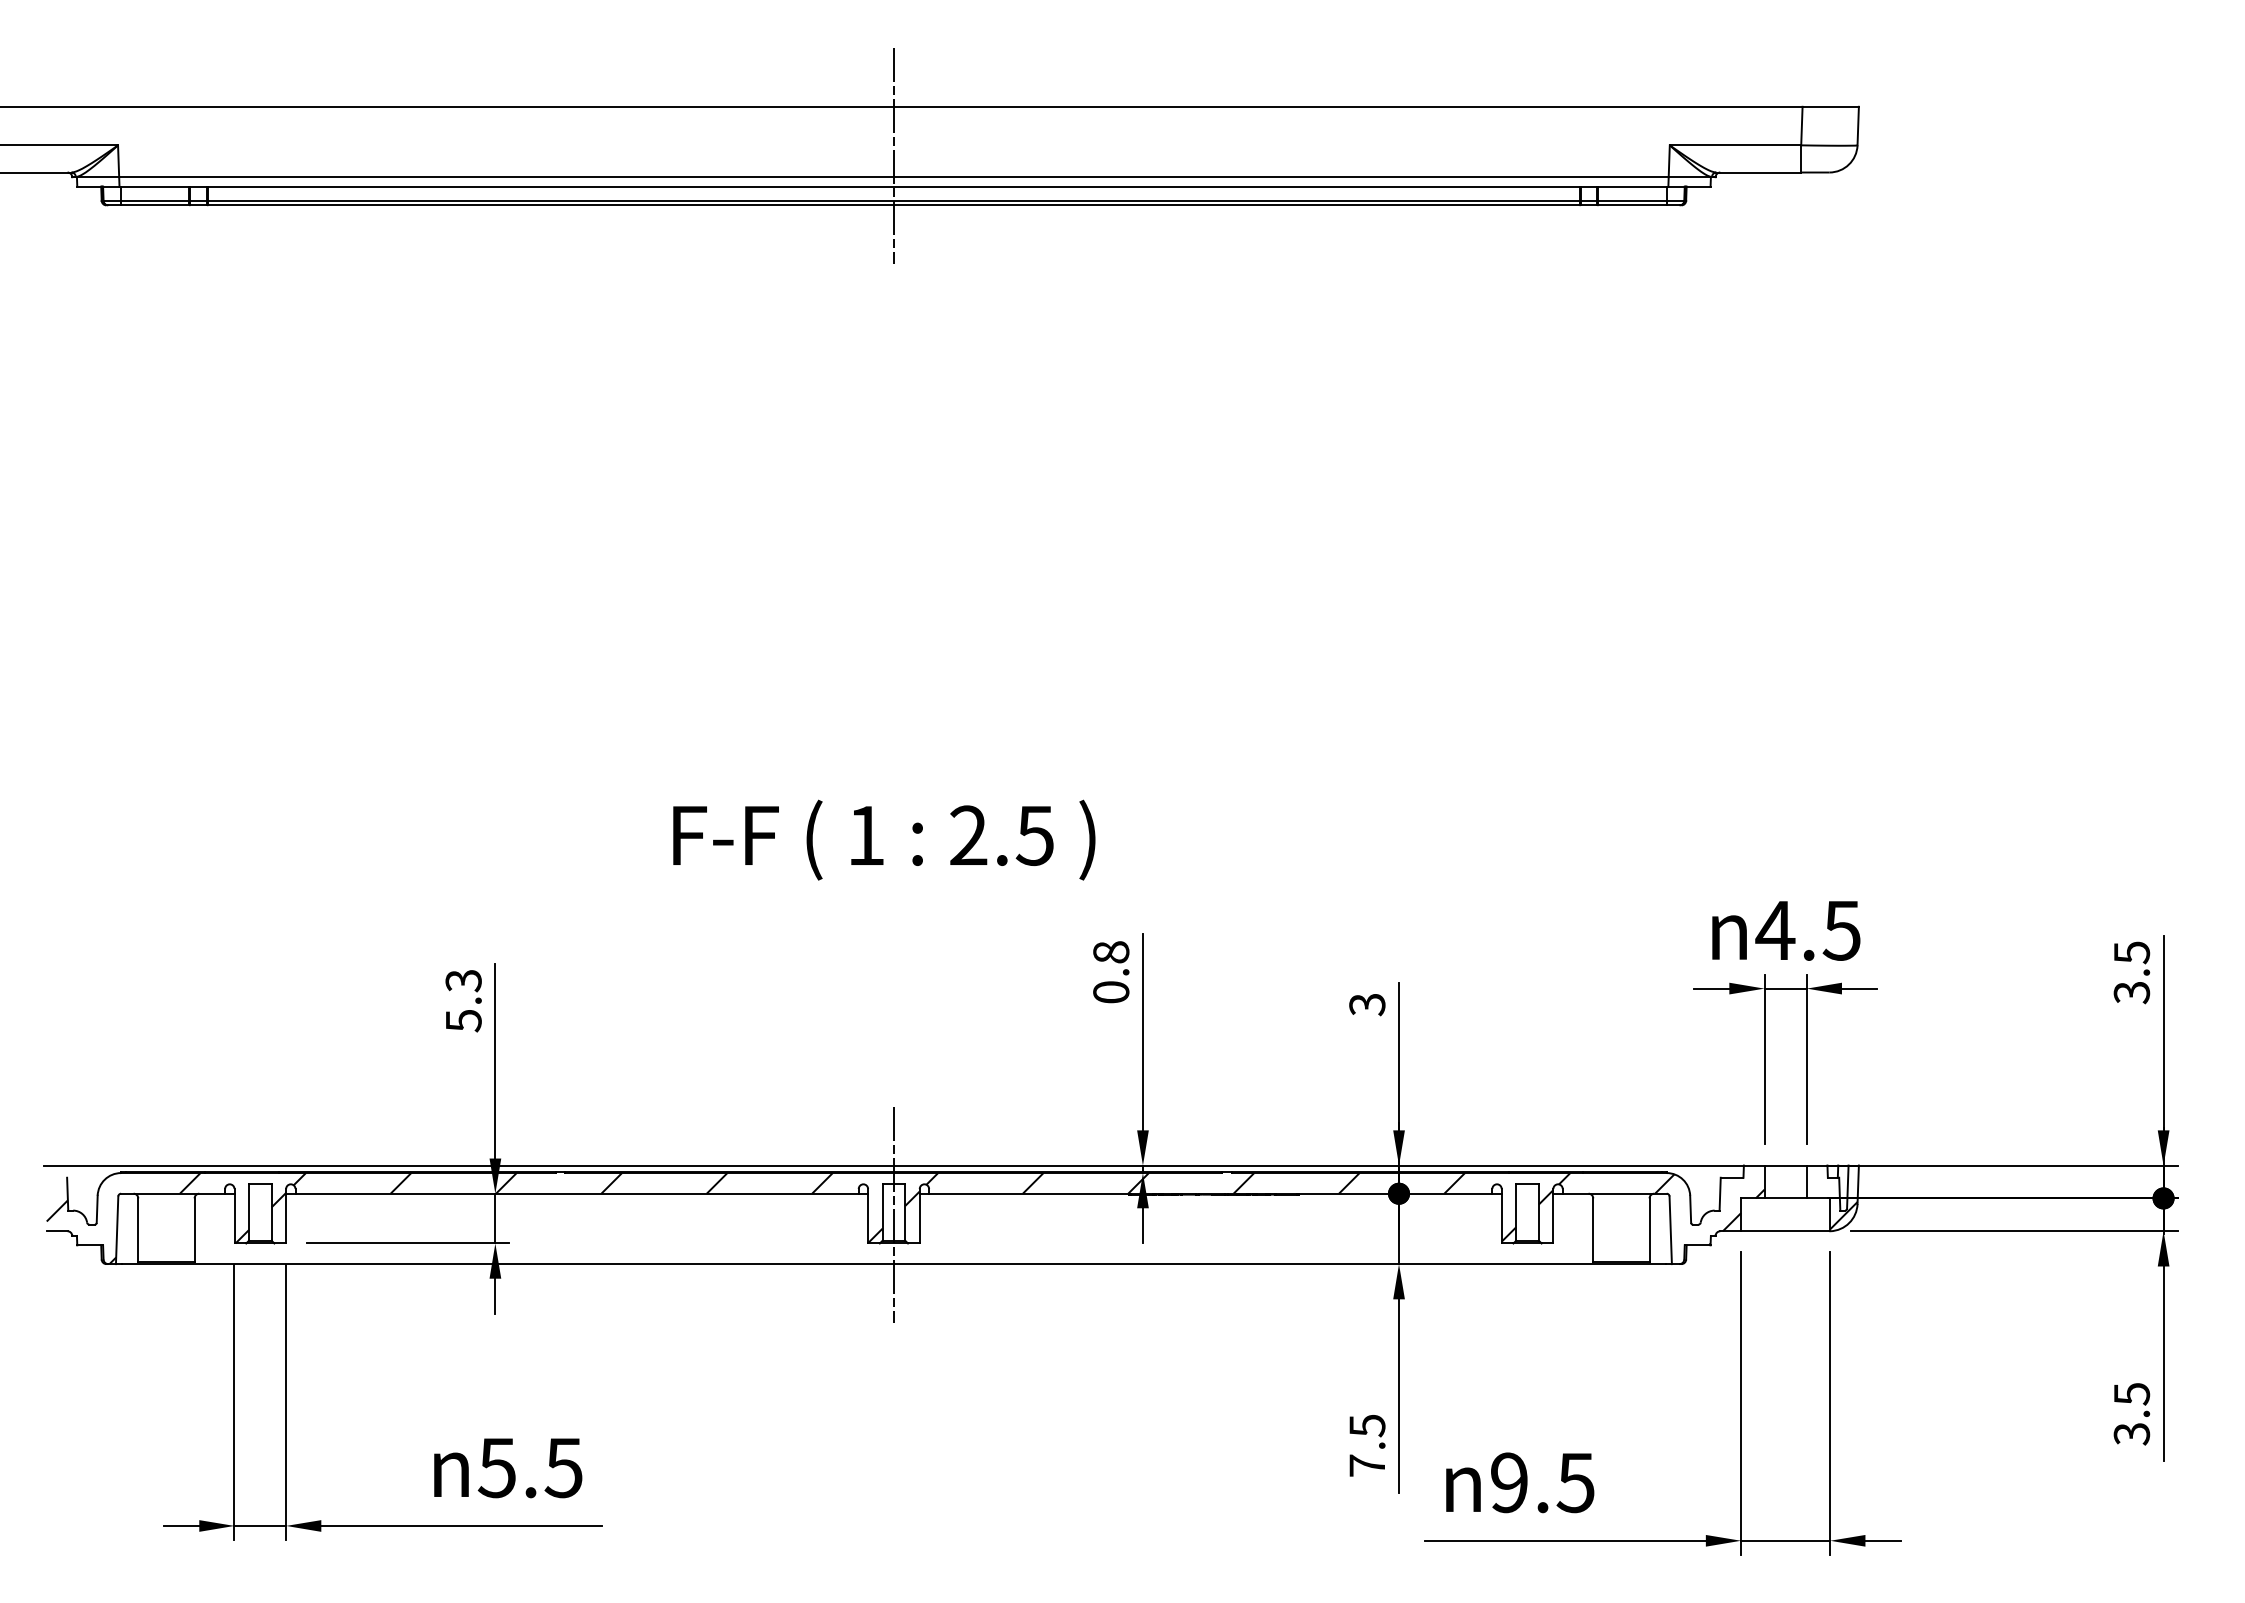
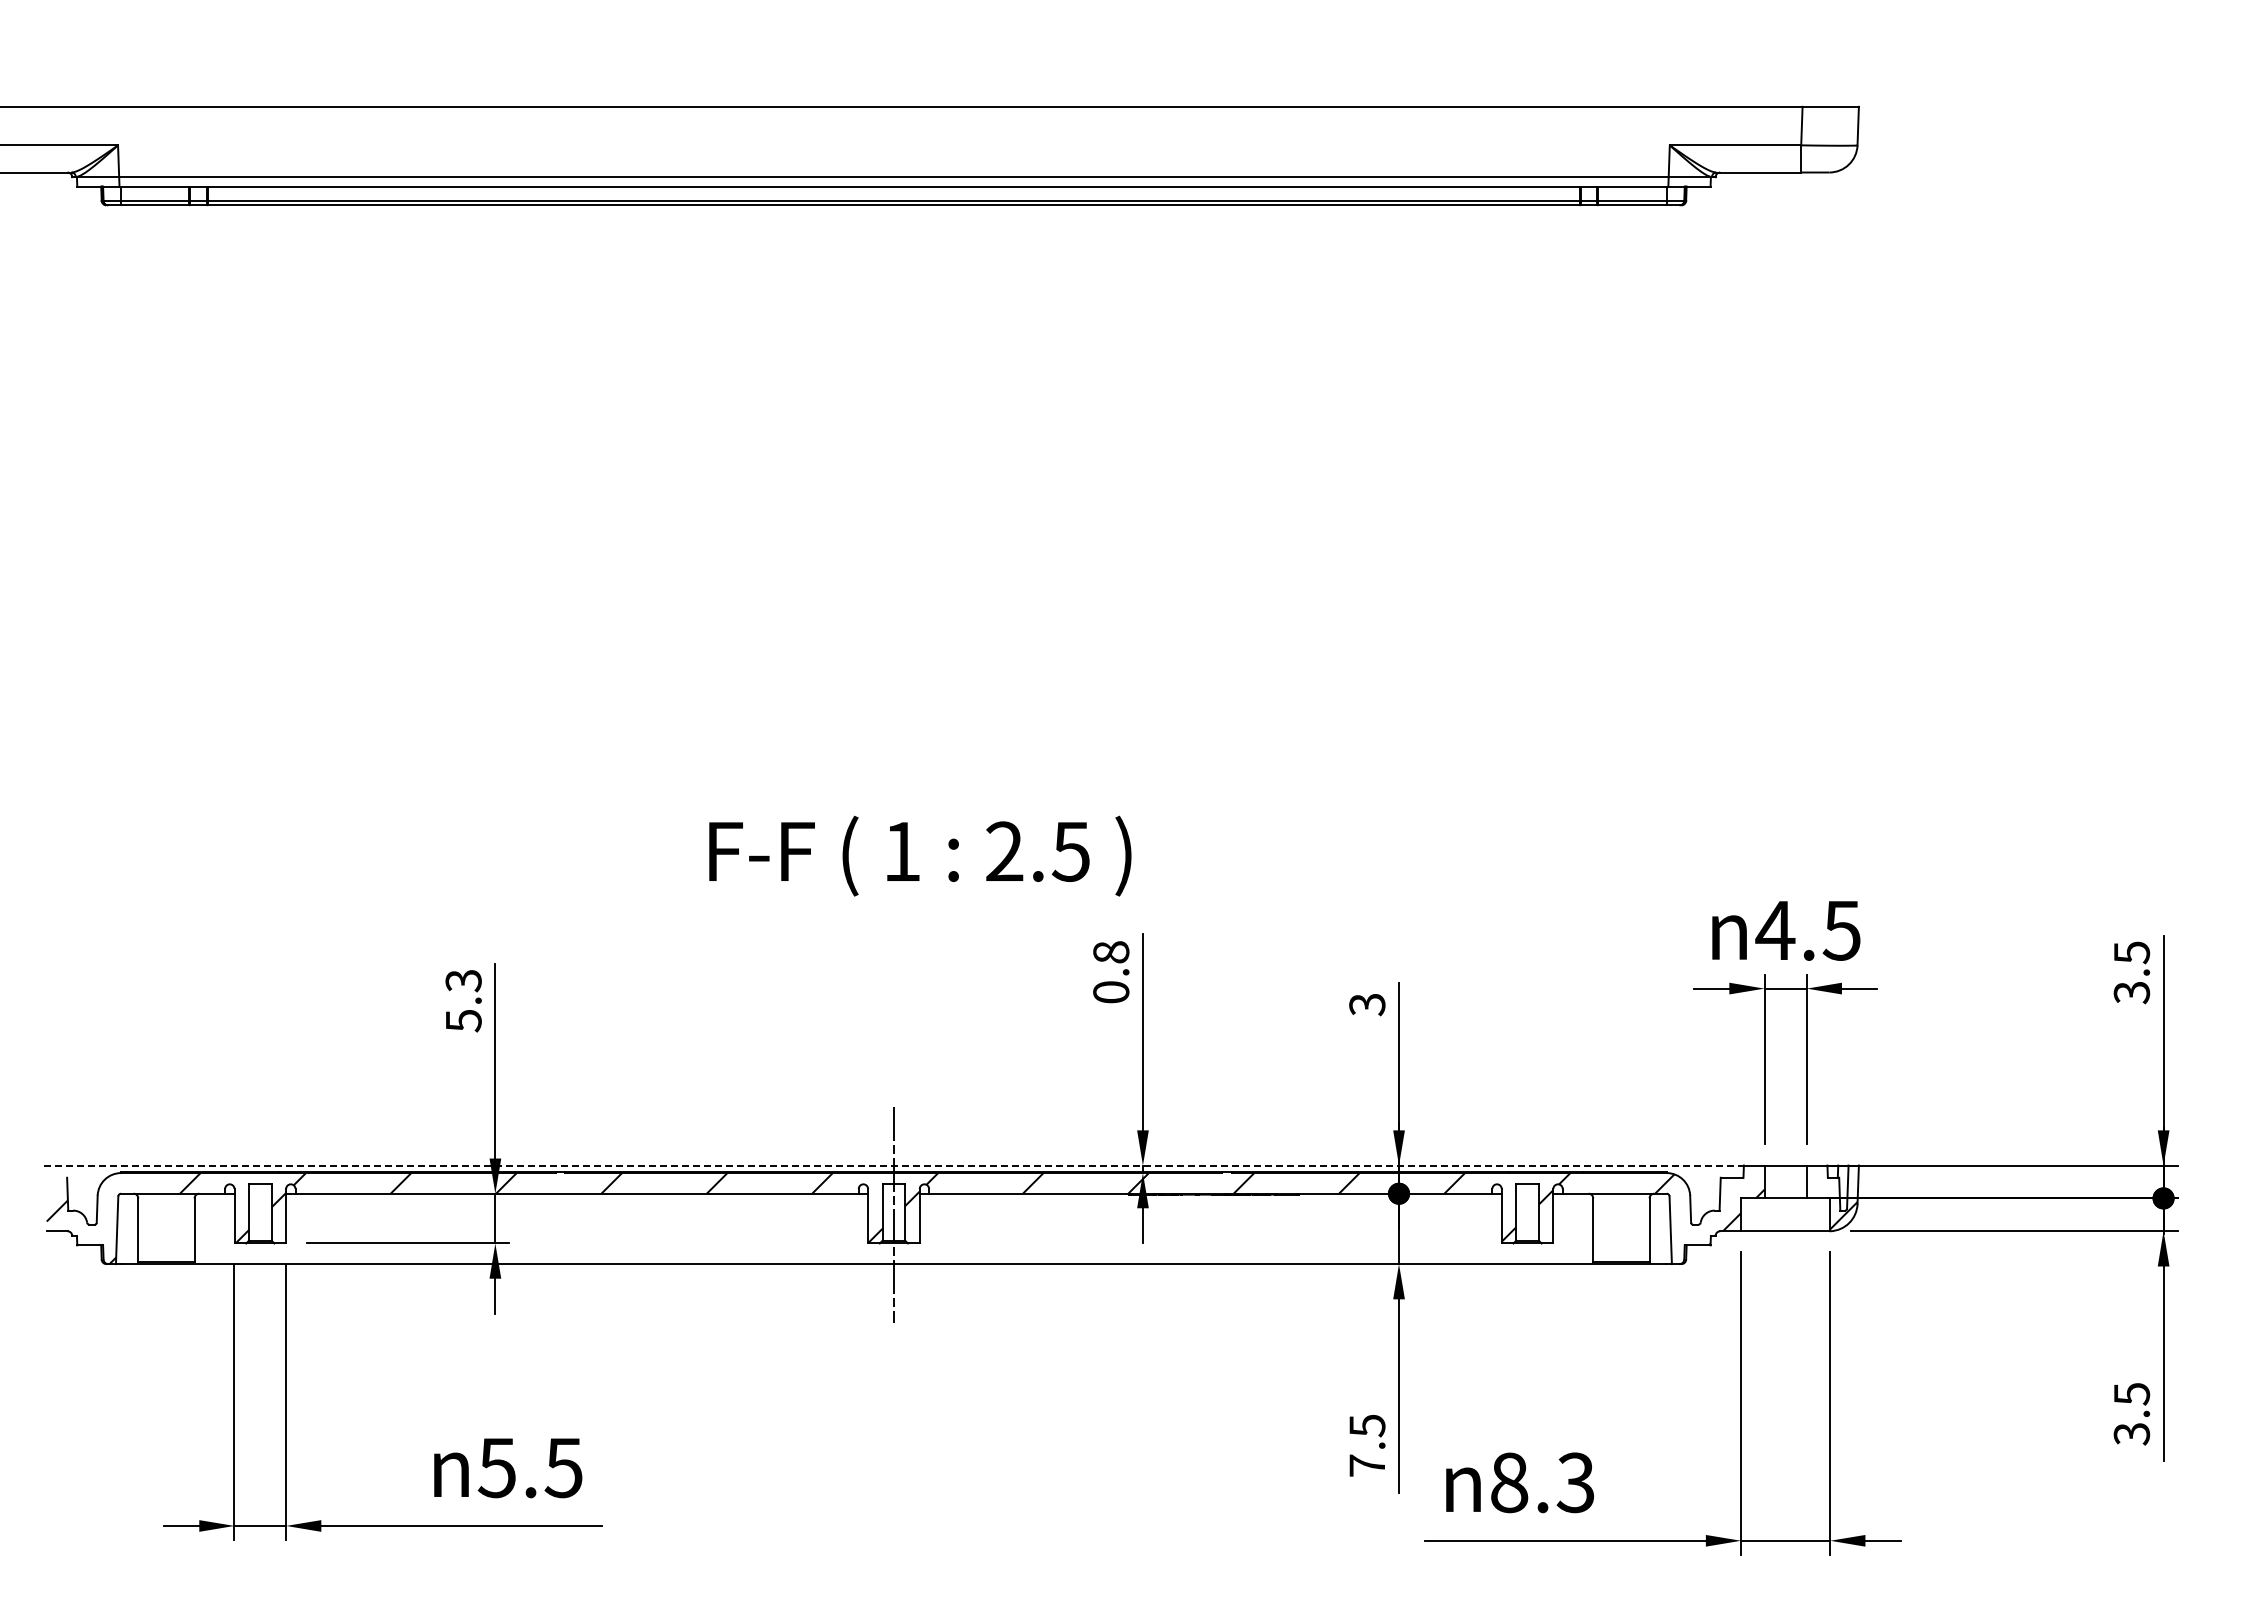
line: present -> none (893, 156)
text position: (884, 839) -> (920, 855) (920, 855)
line: solid -> dashed (893, 1165)
text: 9.5 -> 8.3 (1542, 1482)
